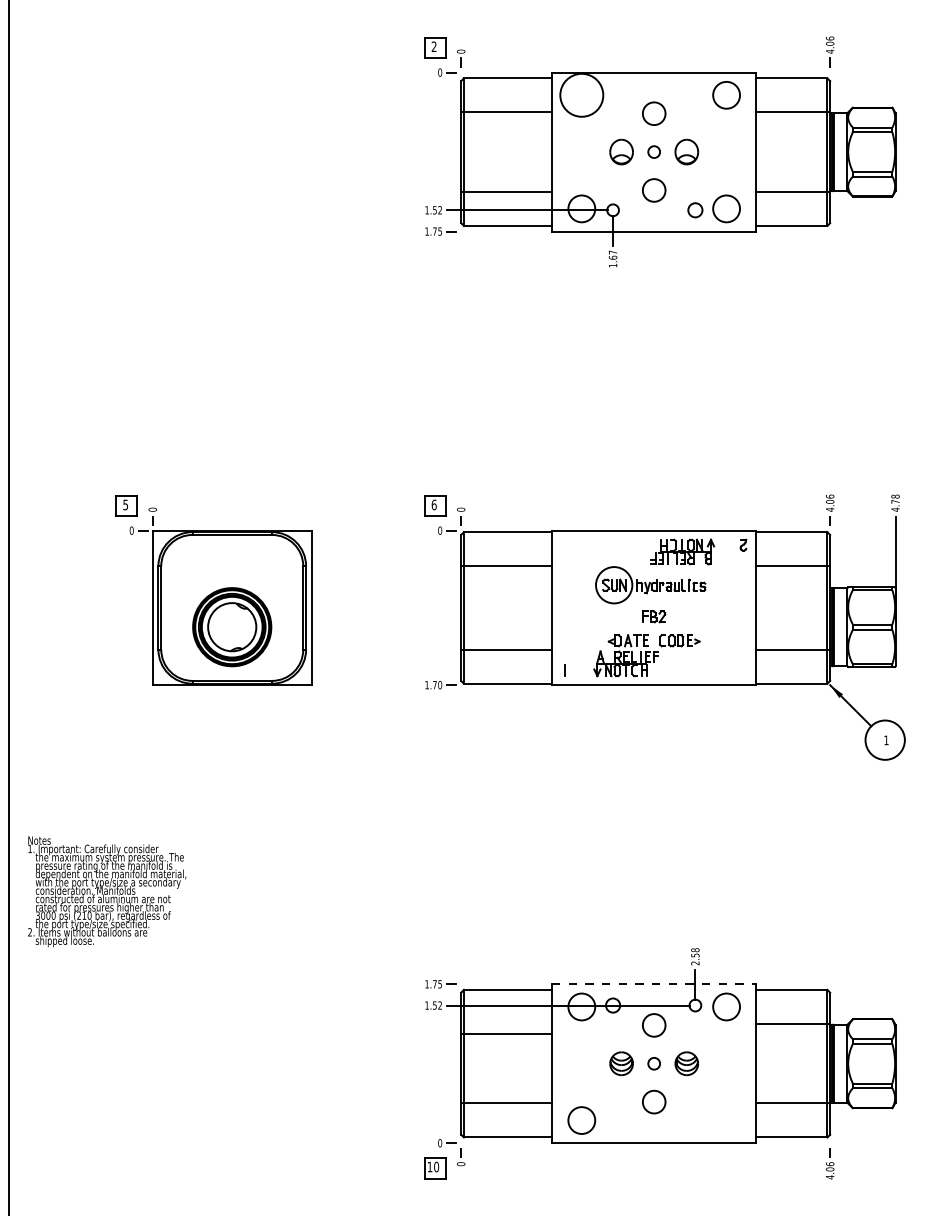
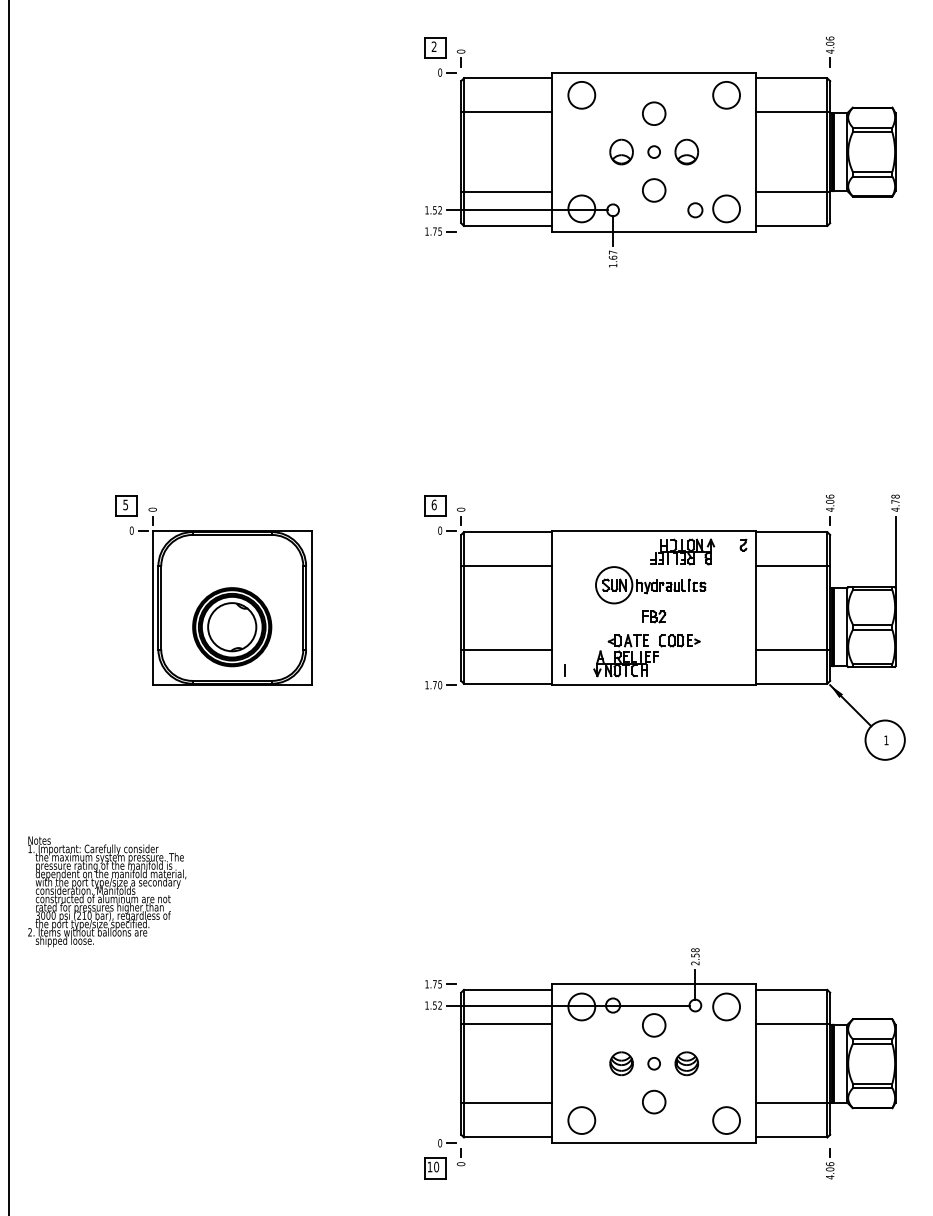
circle diameter: 43 px -> 27 px (581, 94)
line: dashed -> solid (654, 984)
line position: (506, 1033) -> (506, 1023) (506, 1023)
circle: none -> present (726, 1120)
